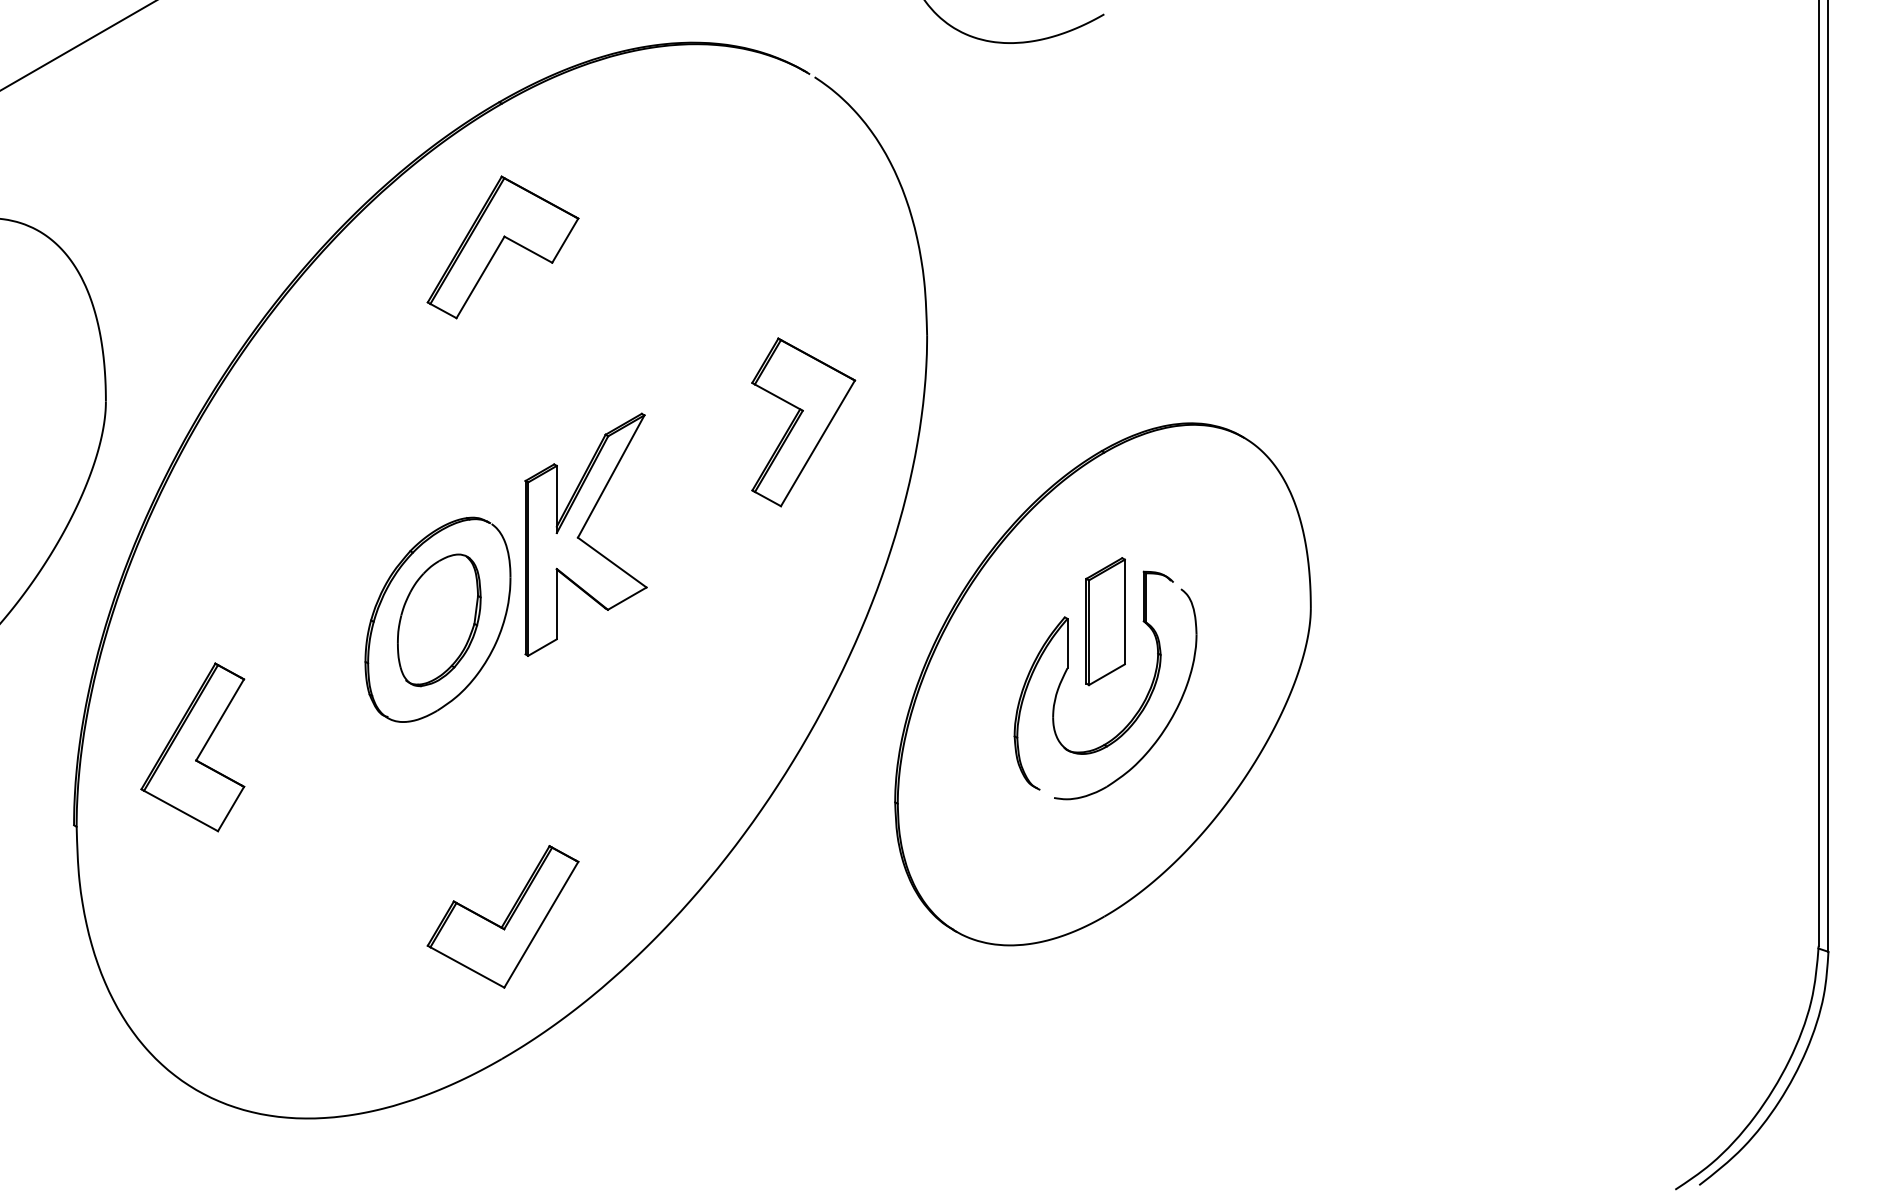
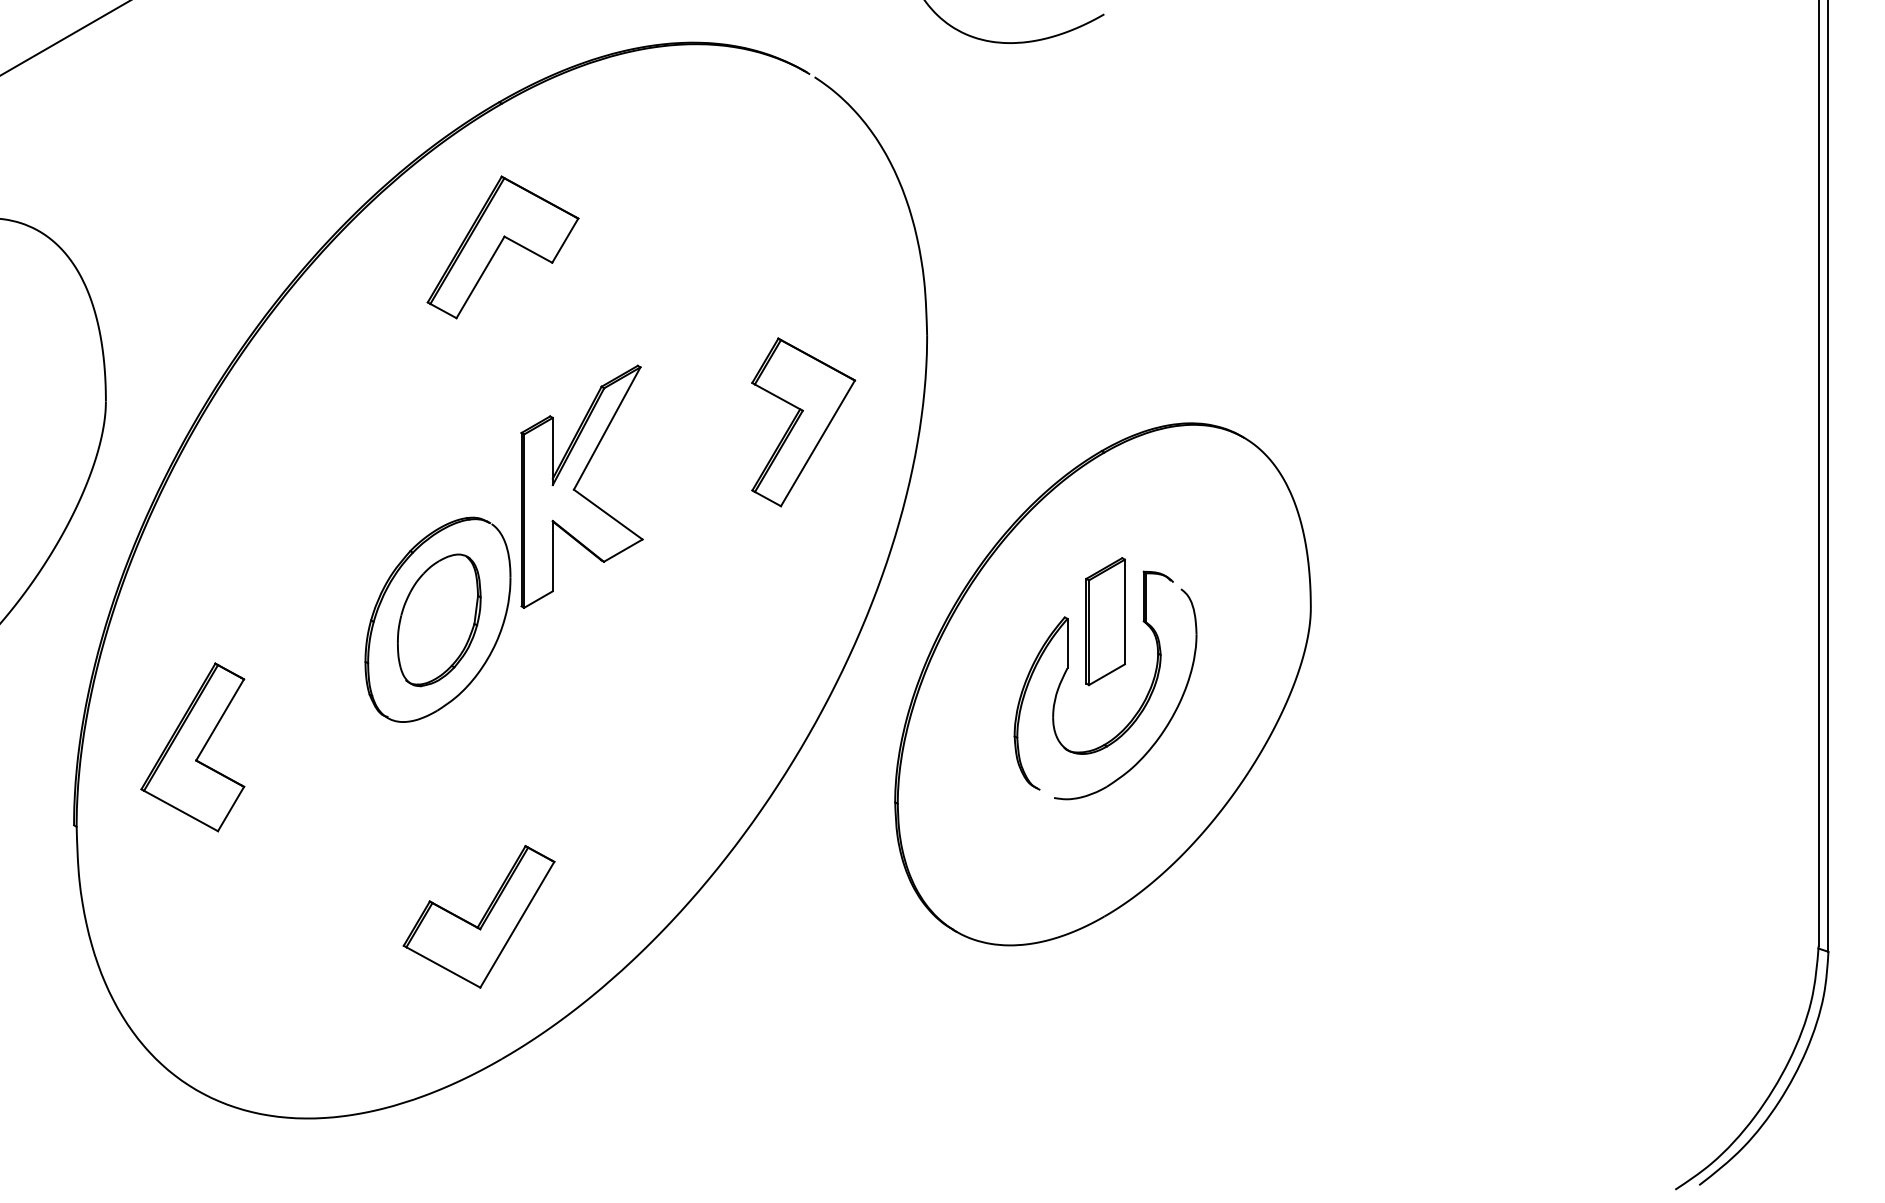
line position: (77, 45) -> (64, 38) (64, 38)
part position: (585, 534) -> (581, 486) (581, 486)
part position: (502, 916) -> (478, 916) (478, 916)
